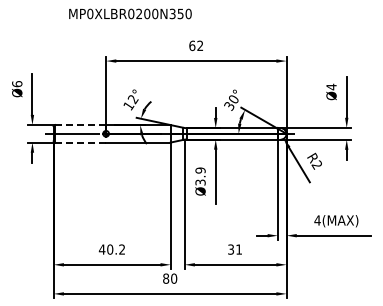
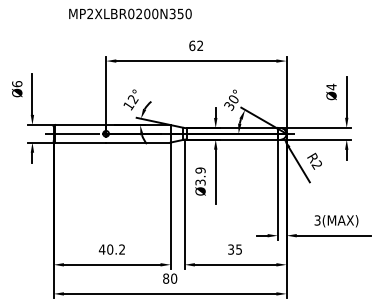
text: MP0XLBR0200N350 -> MP2XLBR0200N350 (90, 13)
line: dashed -> solid (80, 125)
line: dashed -> solid (81, 142)
text: 4(MAX) -> 3(MAX) (317, 220)
text: 31 -> 35 (238, 249)
